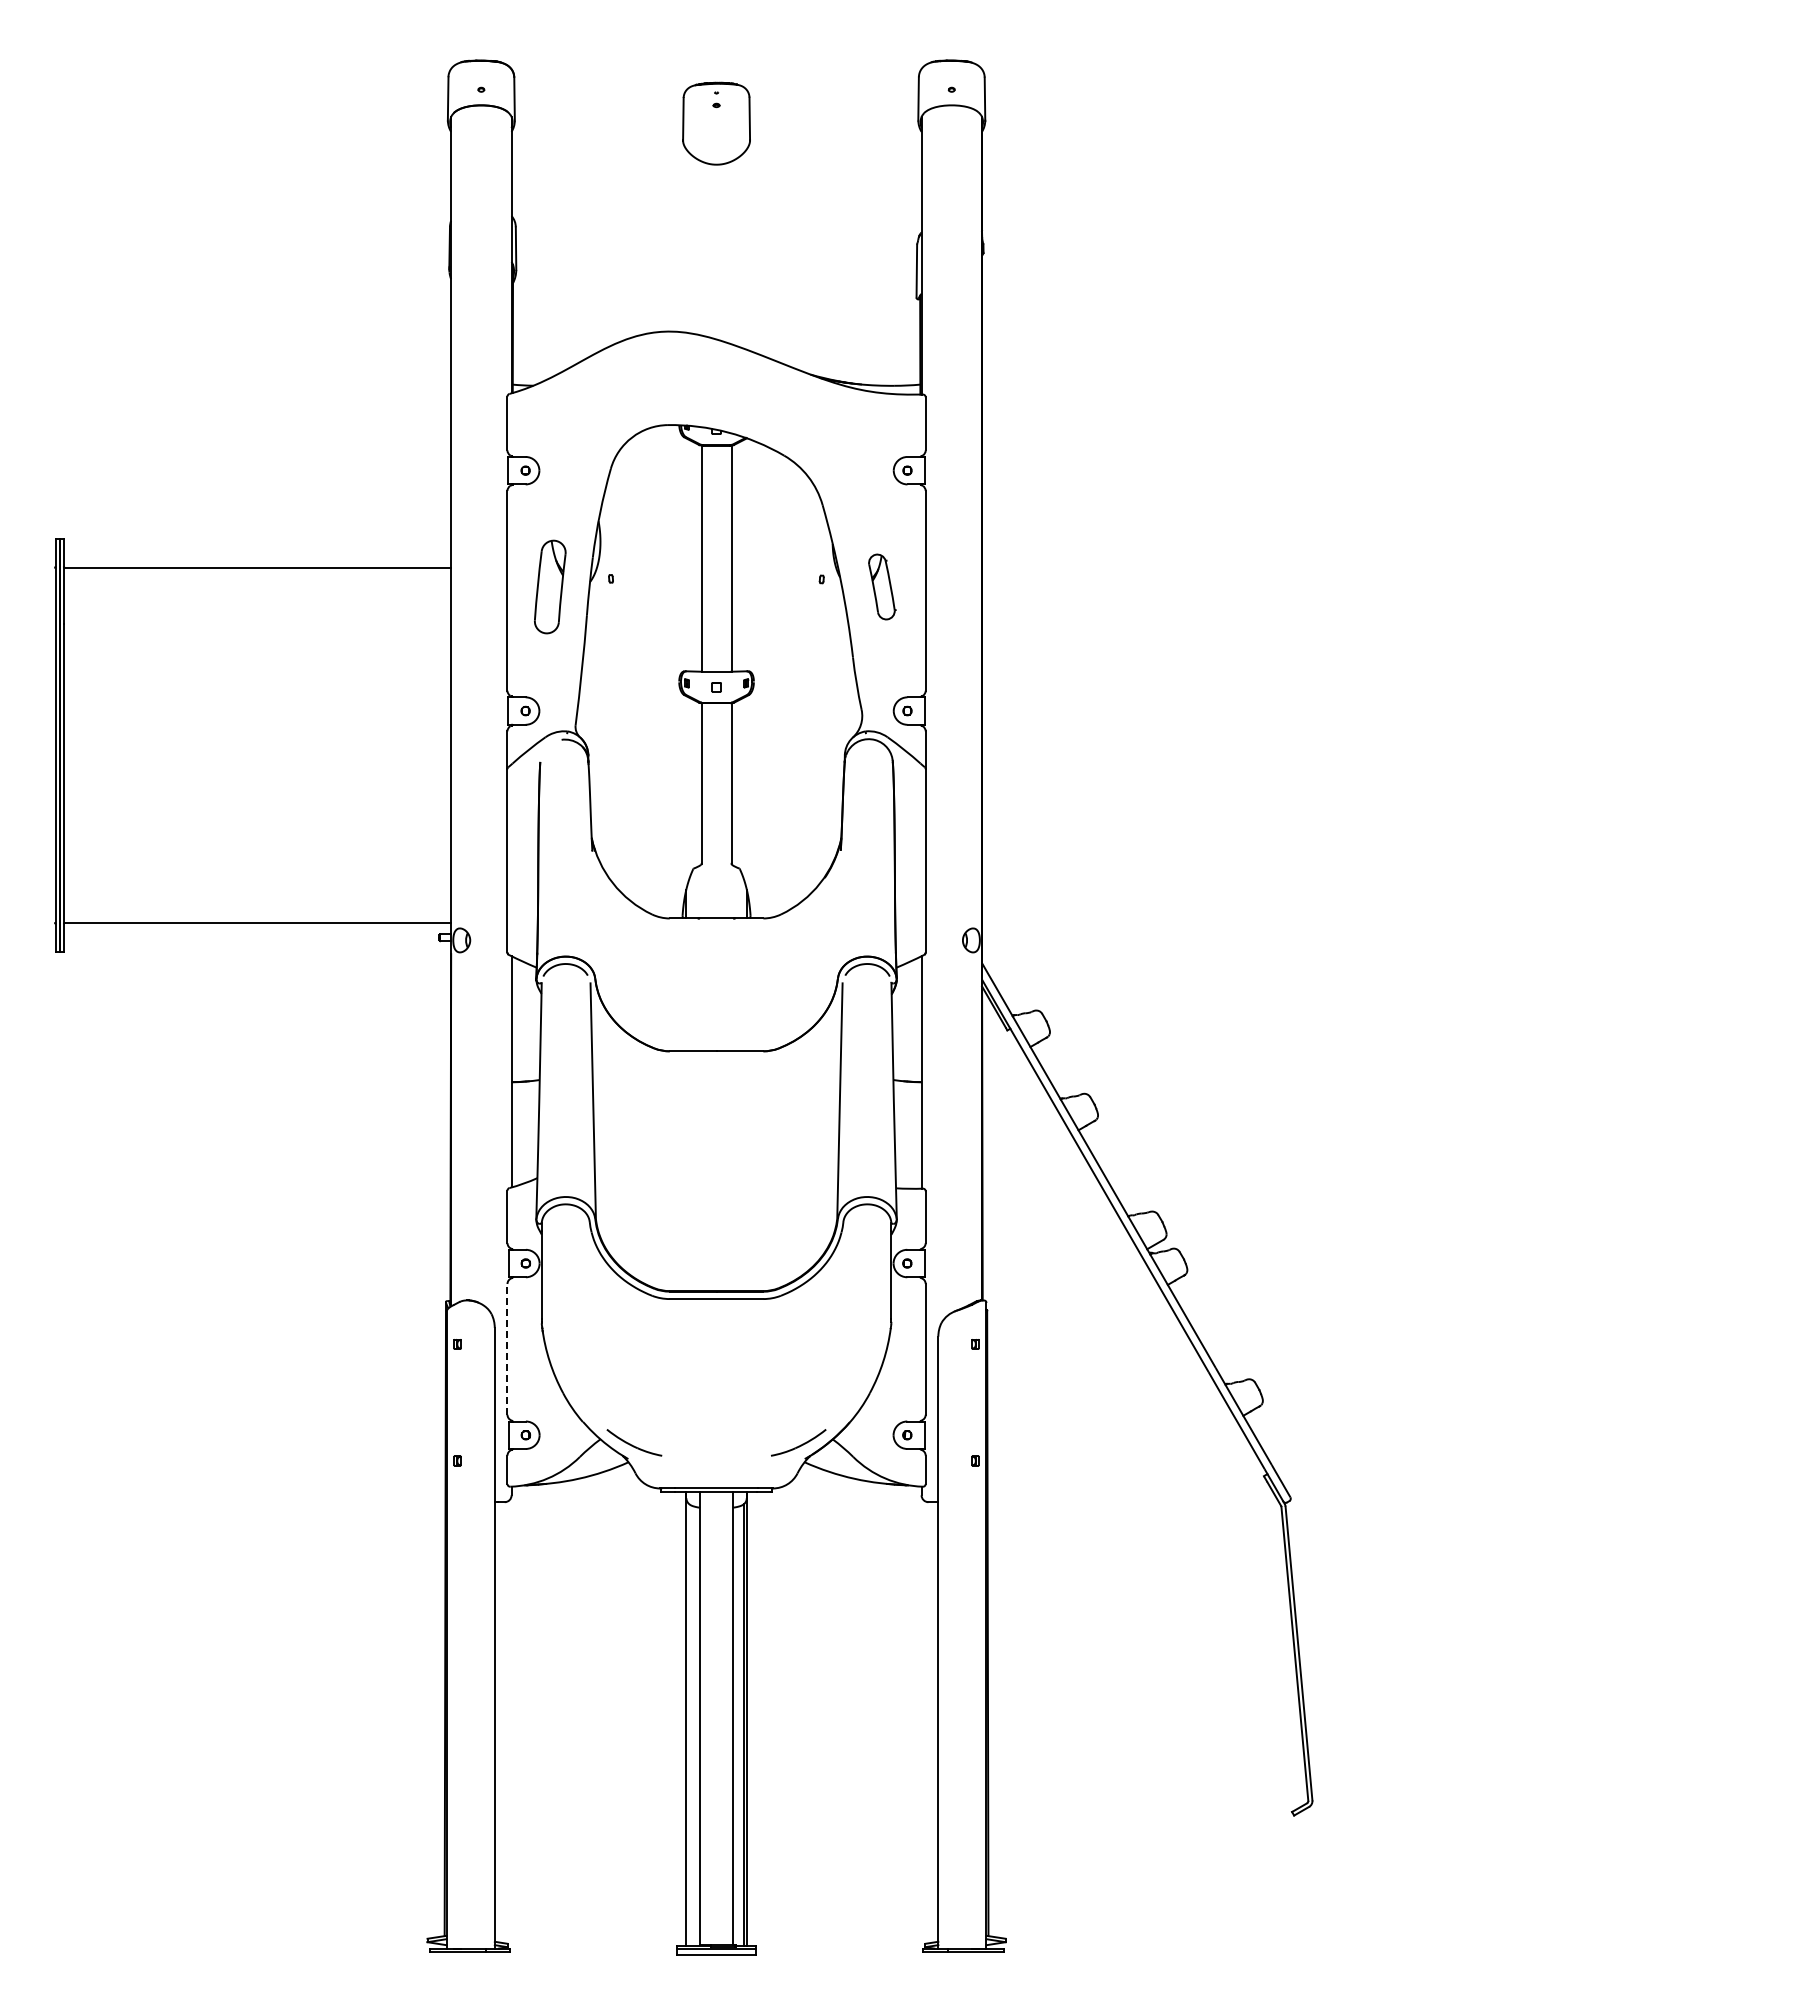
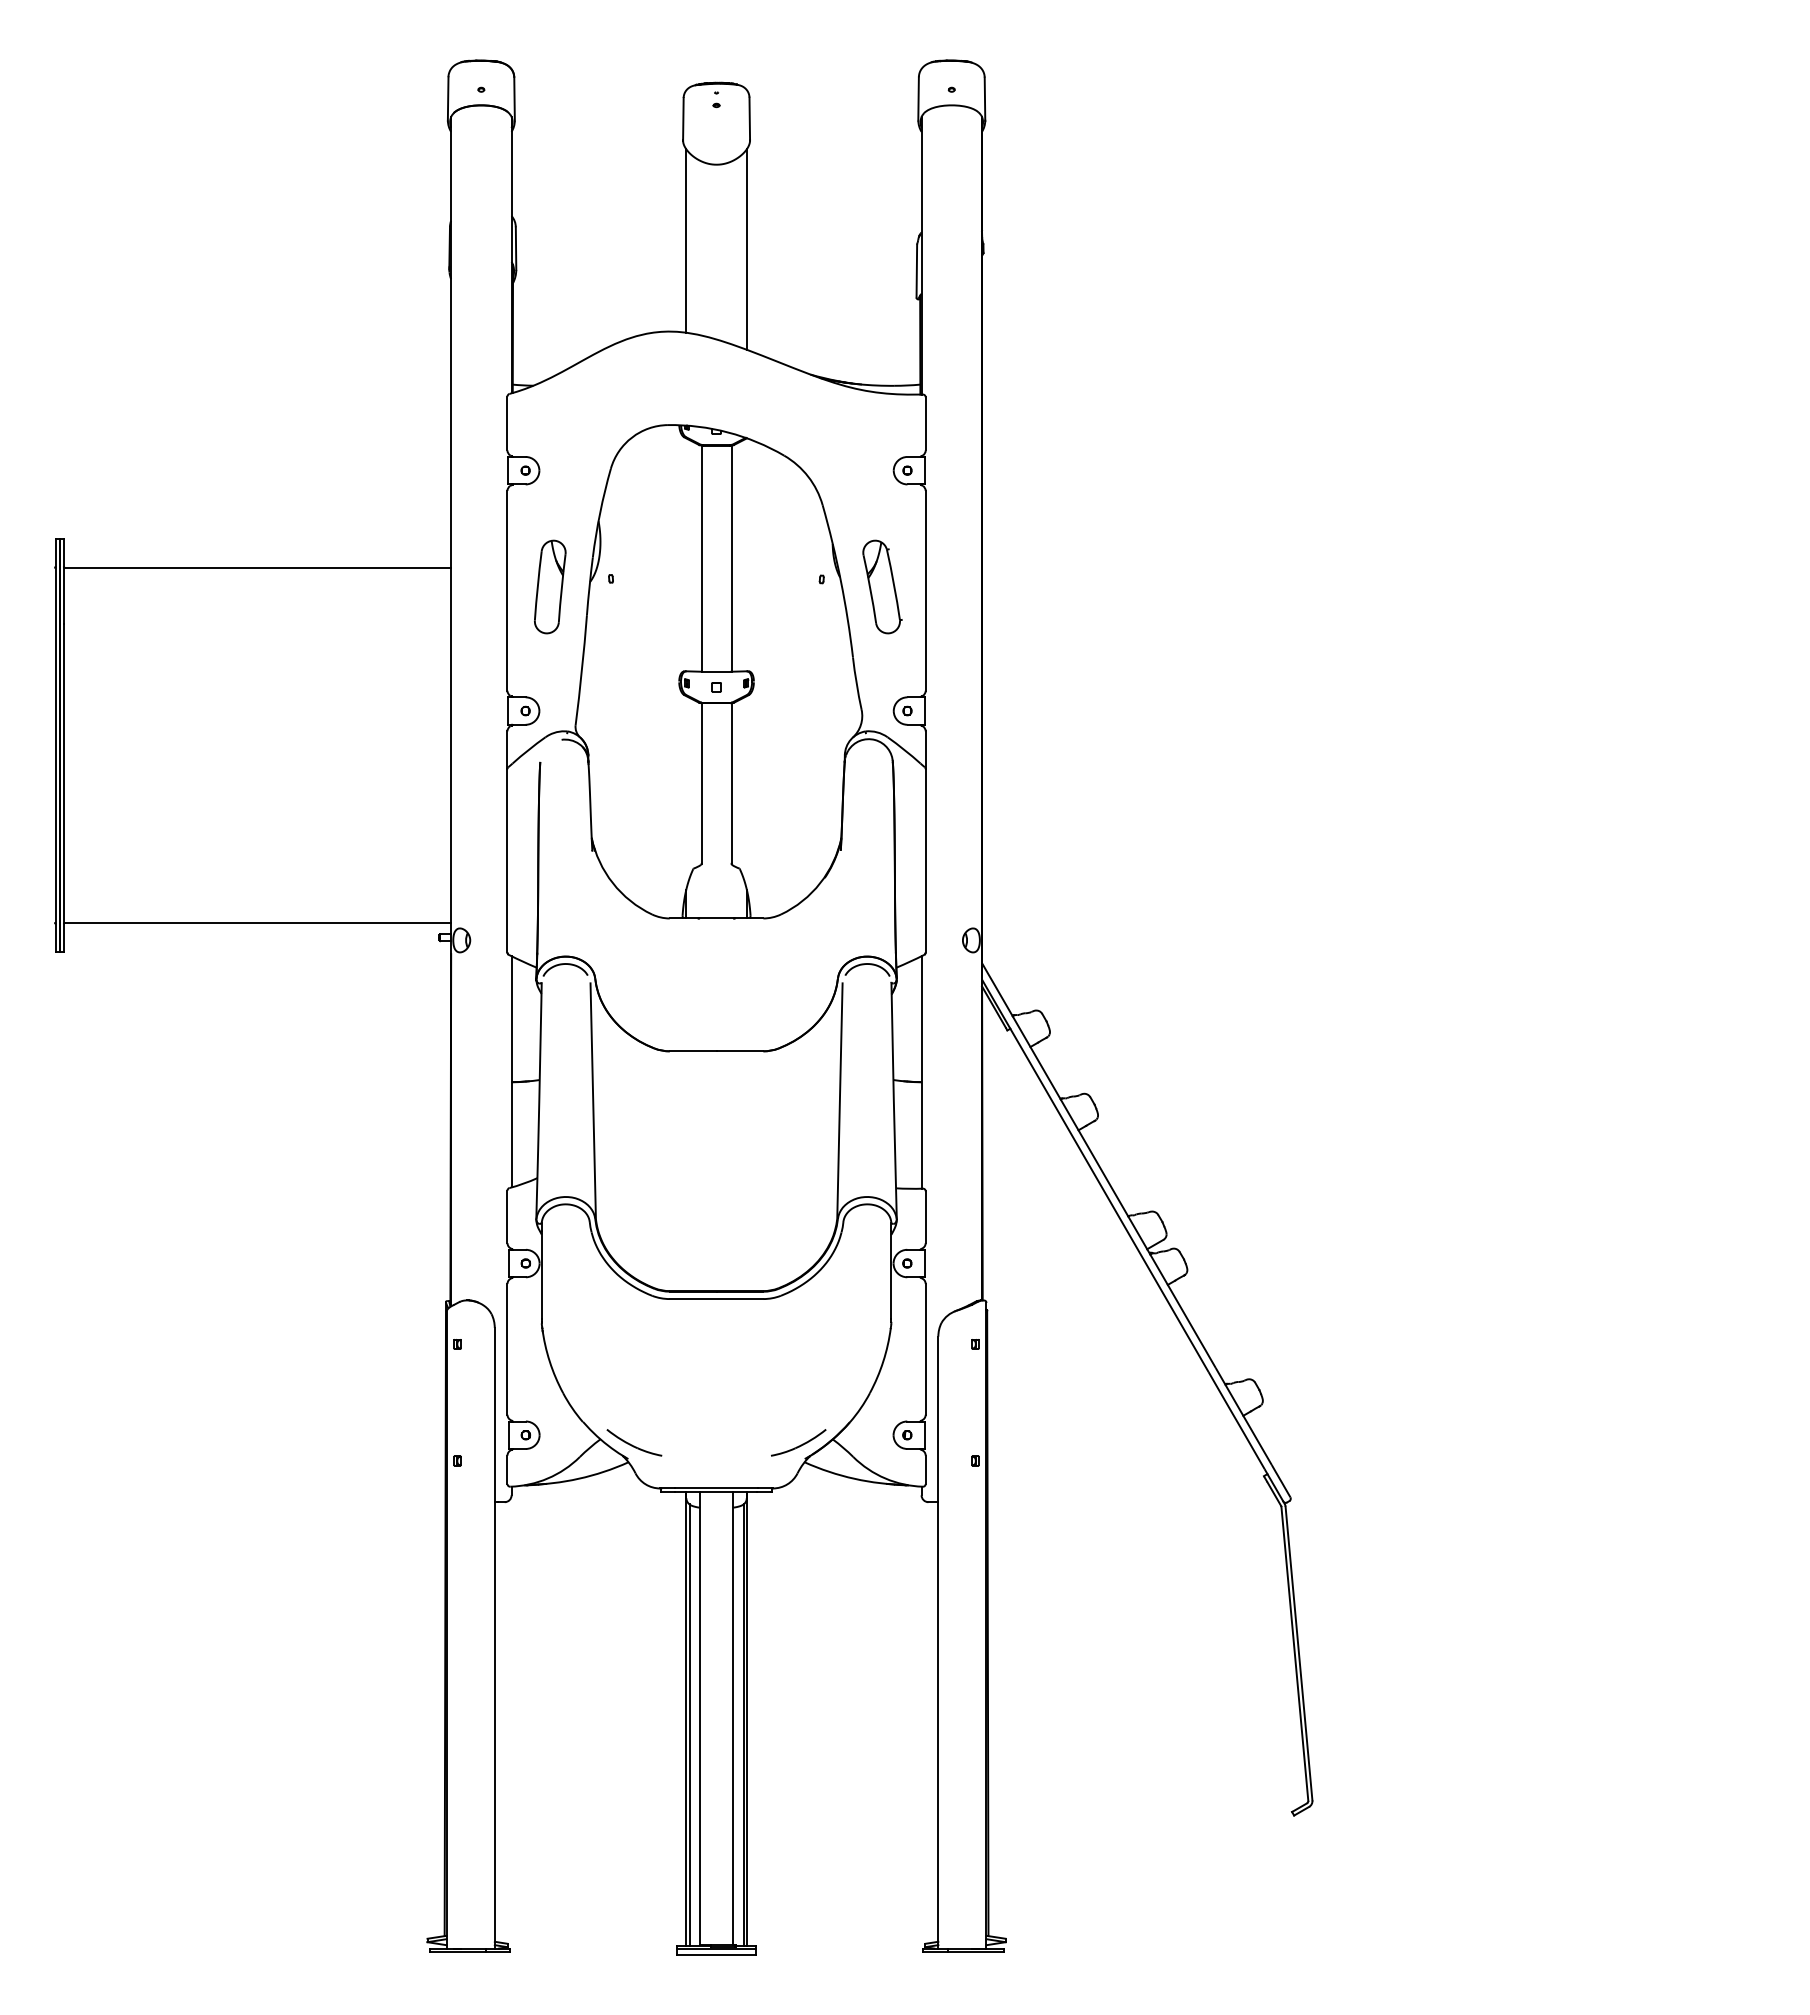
line: none -> present (686, 240)
line: none -> present (746, 249)
part size: 29x68 px -> 41x96 px (882, 586)
line: dashed -> solid (507, 1348)
line: none -> present (689, 1724)
